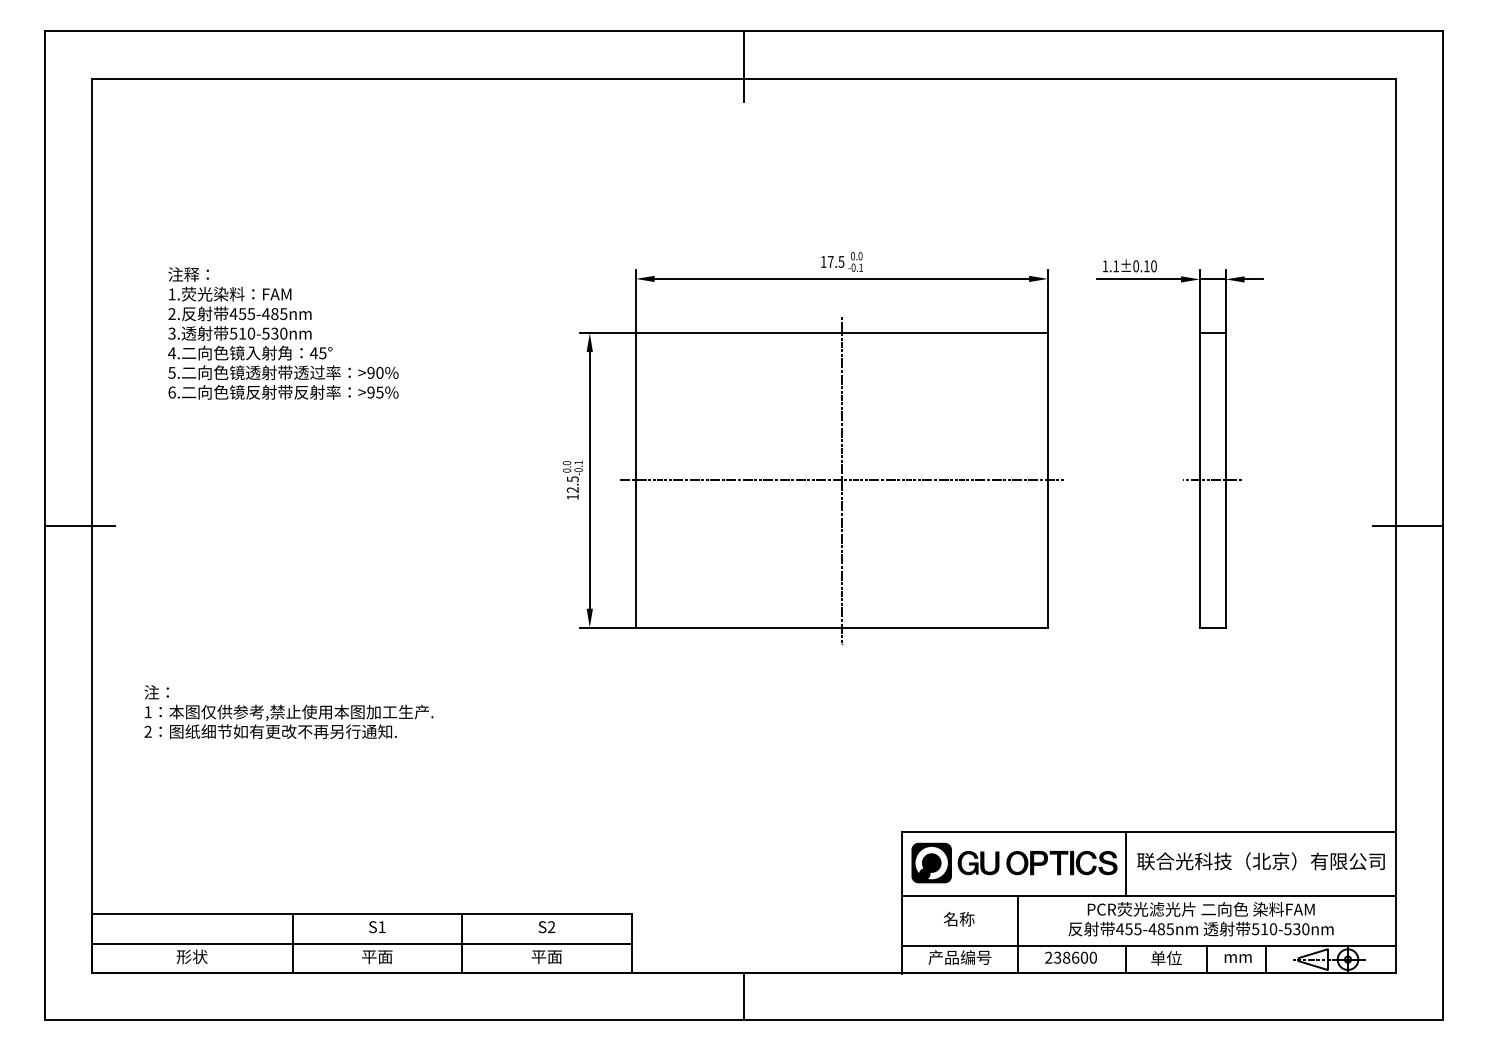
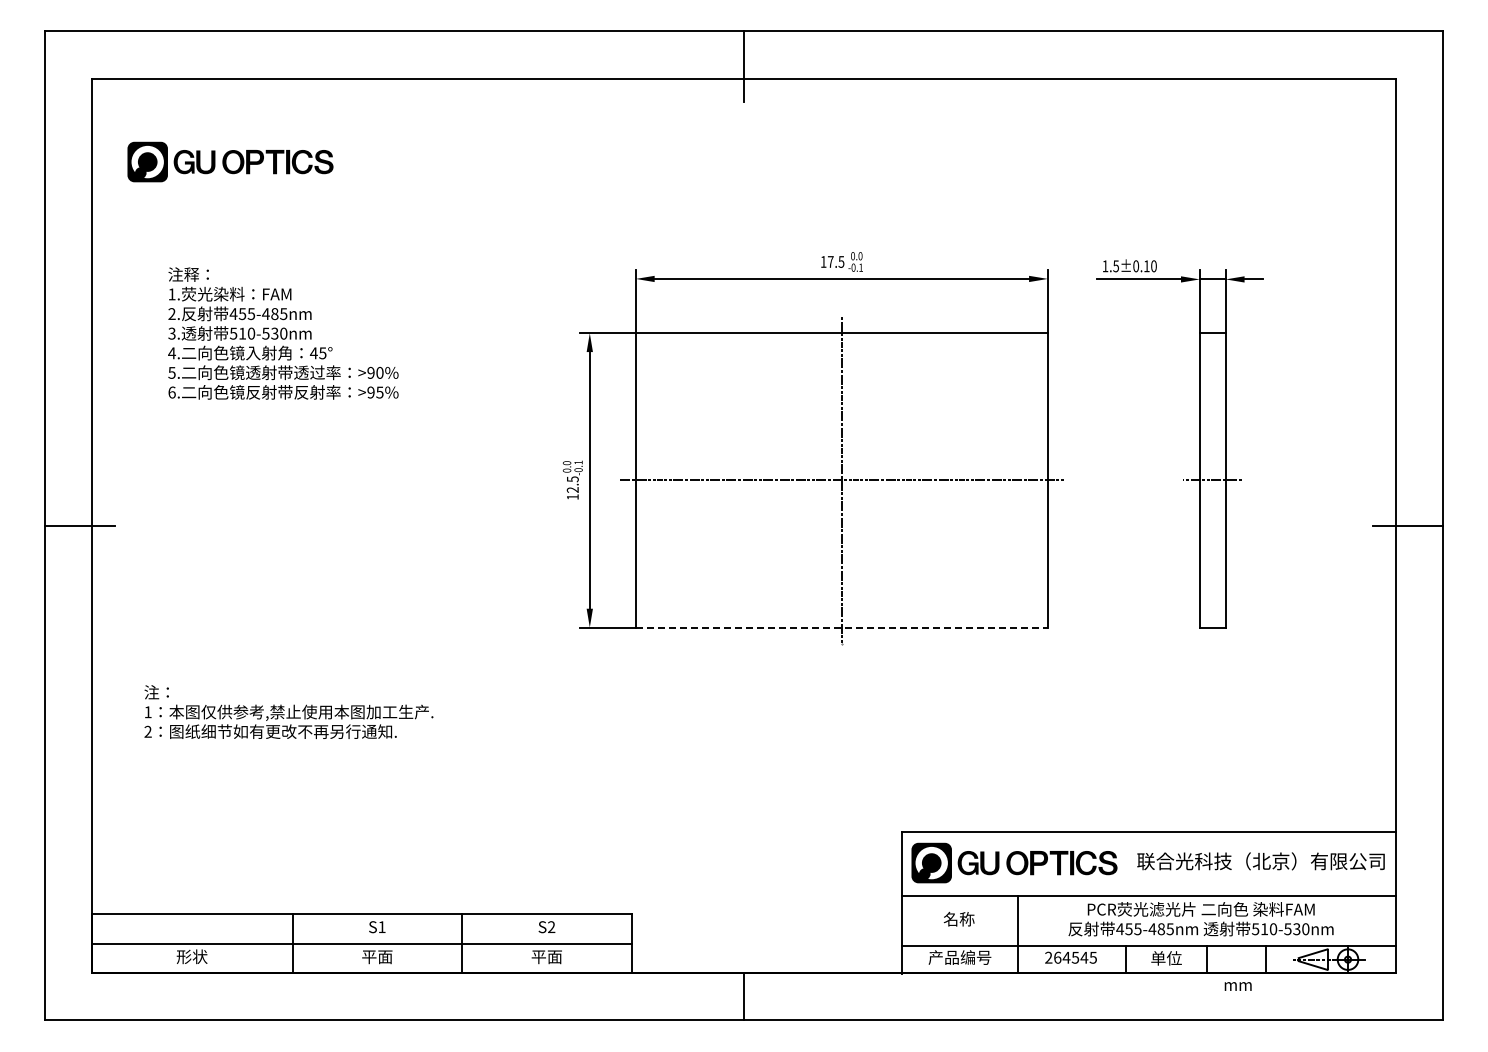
part: none -> present (230, 161)
text: 1.1±0.10 -> 1.5±0.10 (1115, 266)
line: solid -> dashed (842, 627)
line: present -> none (1126, 864)
text: 238600 -> 264545 (1075, 957)
text position: (1237, 958) -> (1237, 986) (1237, 986)
